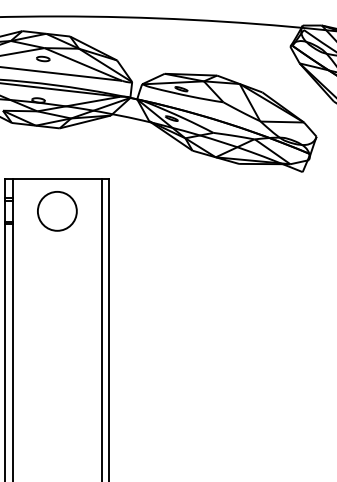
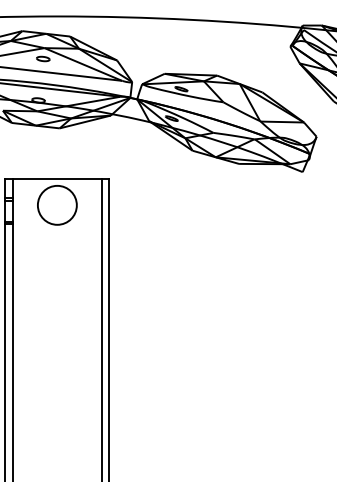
part position: (57, 211) -> (57, 205) (57, 205)
